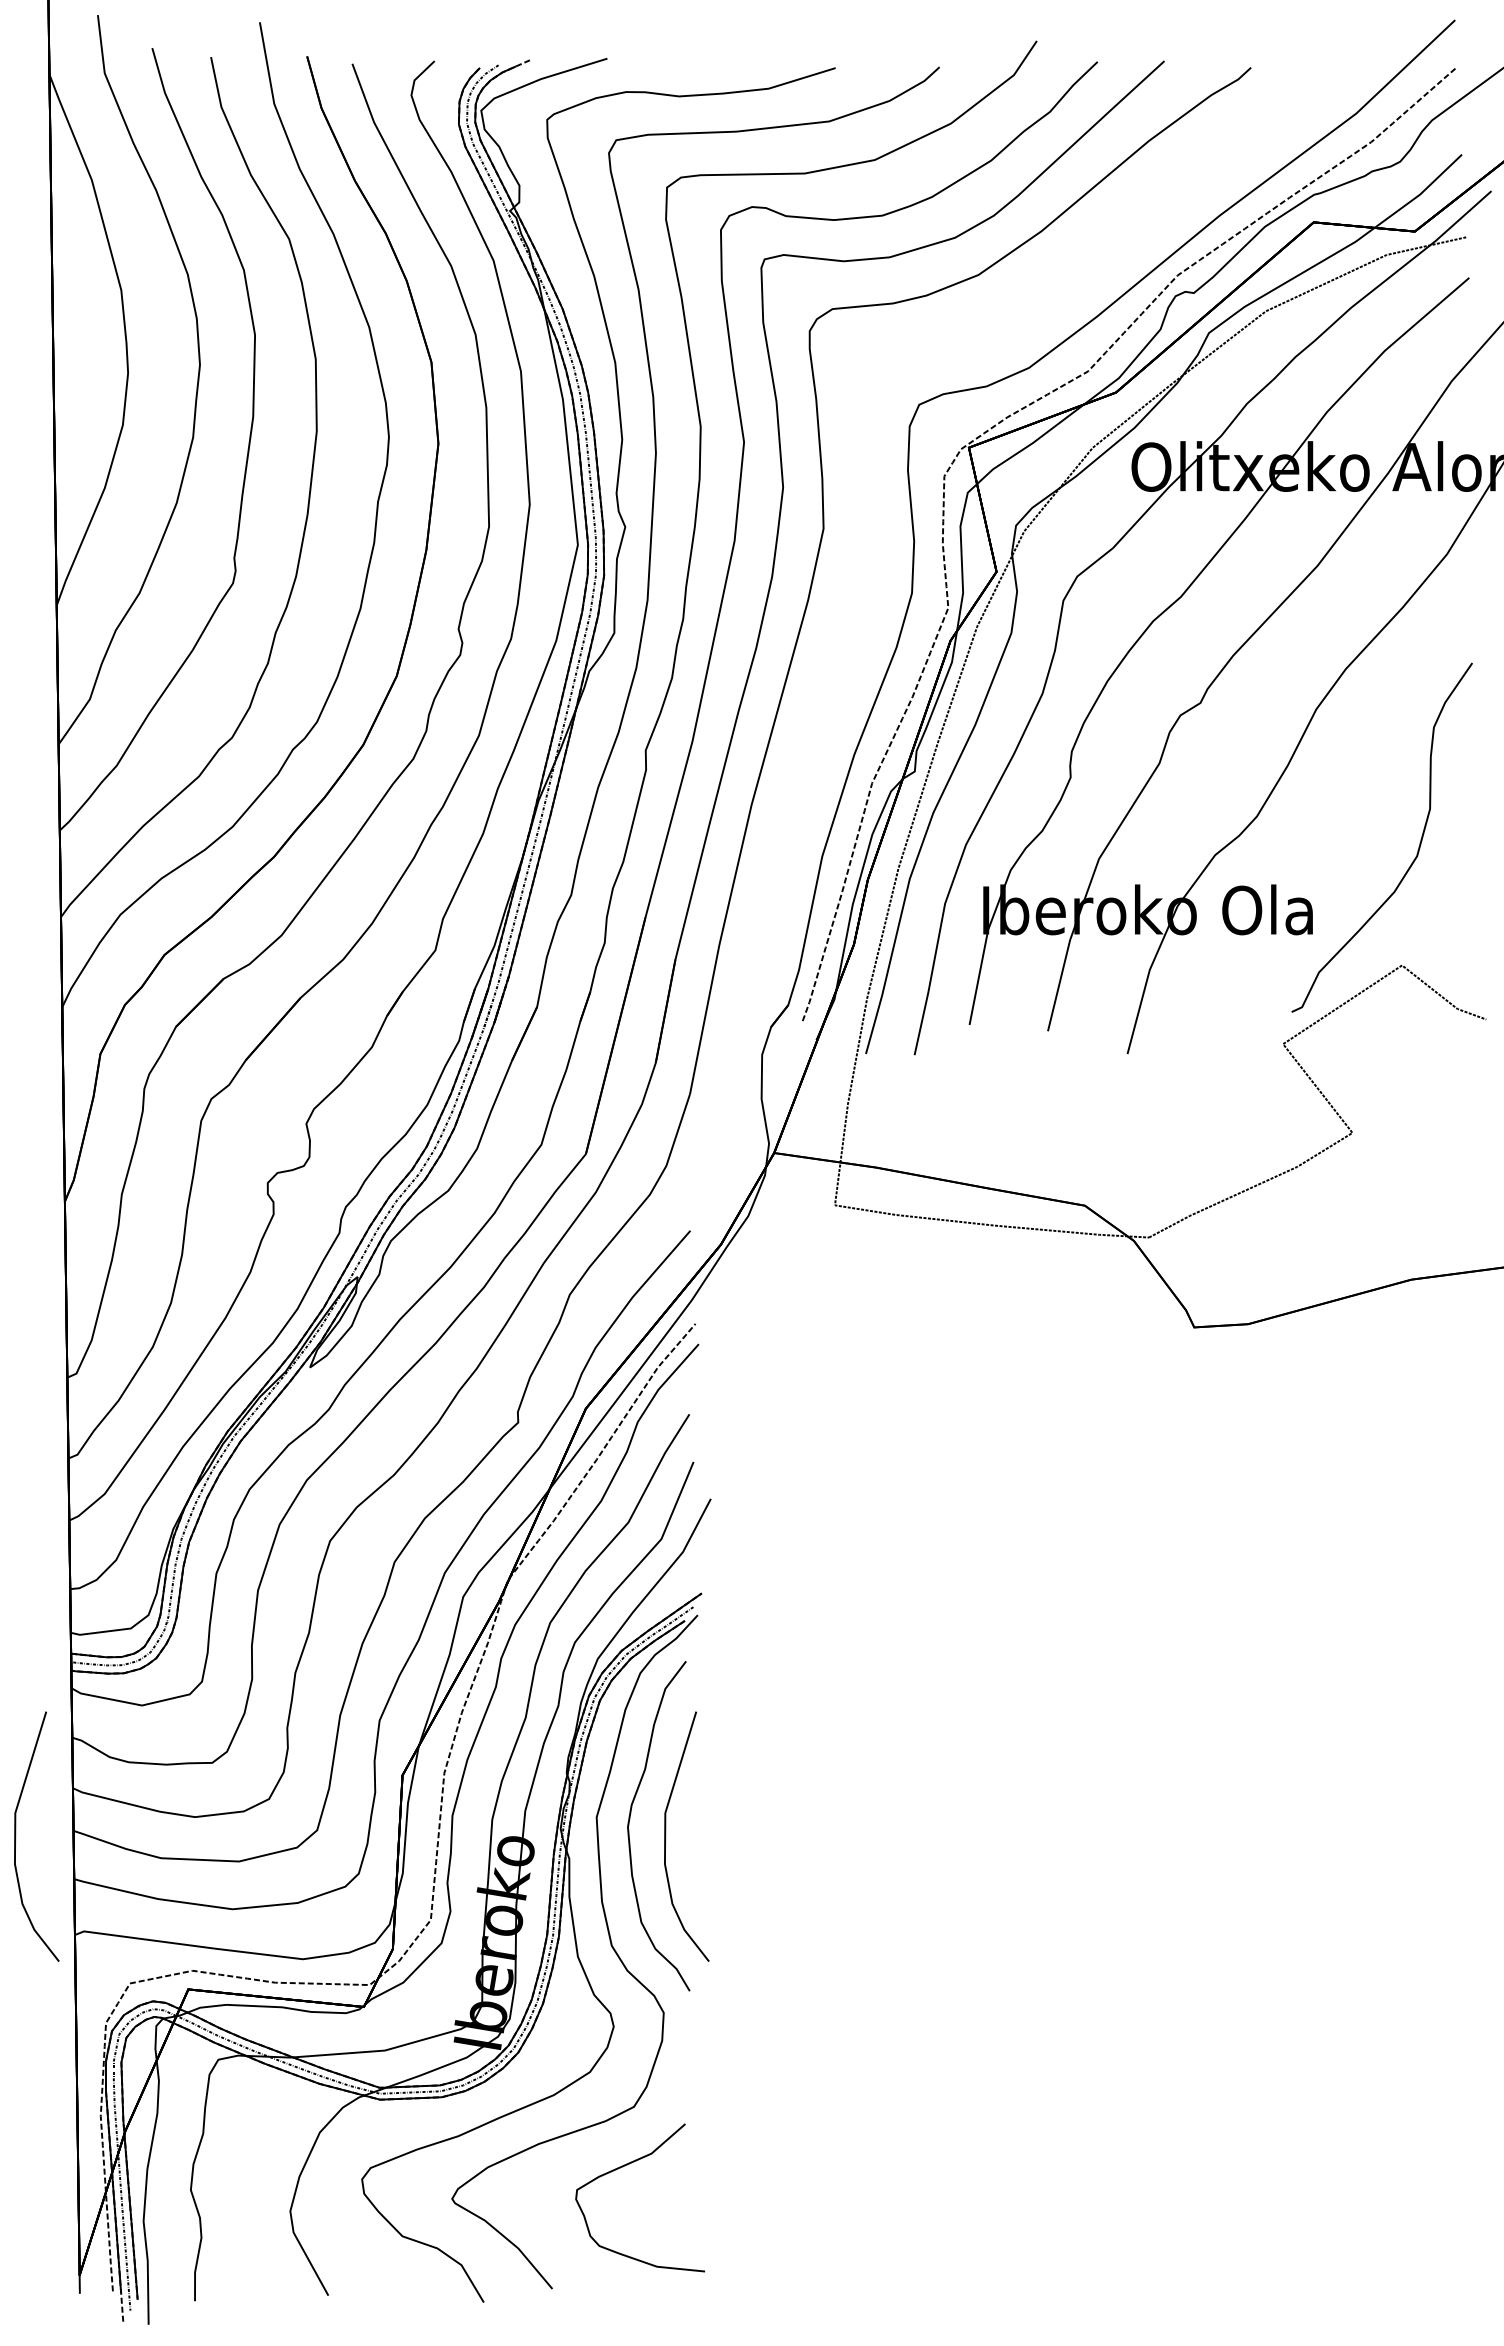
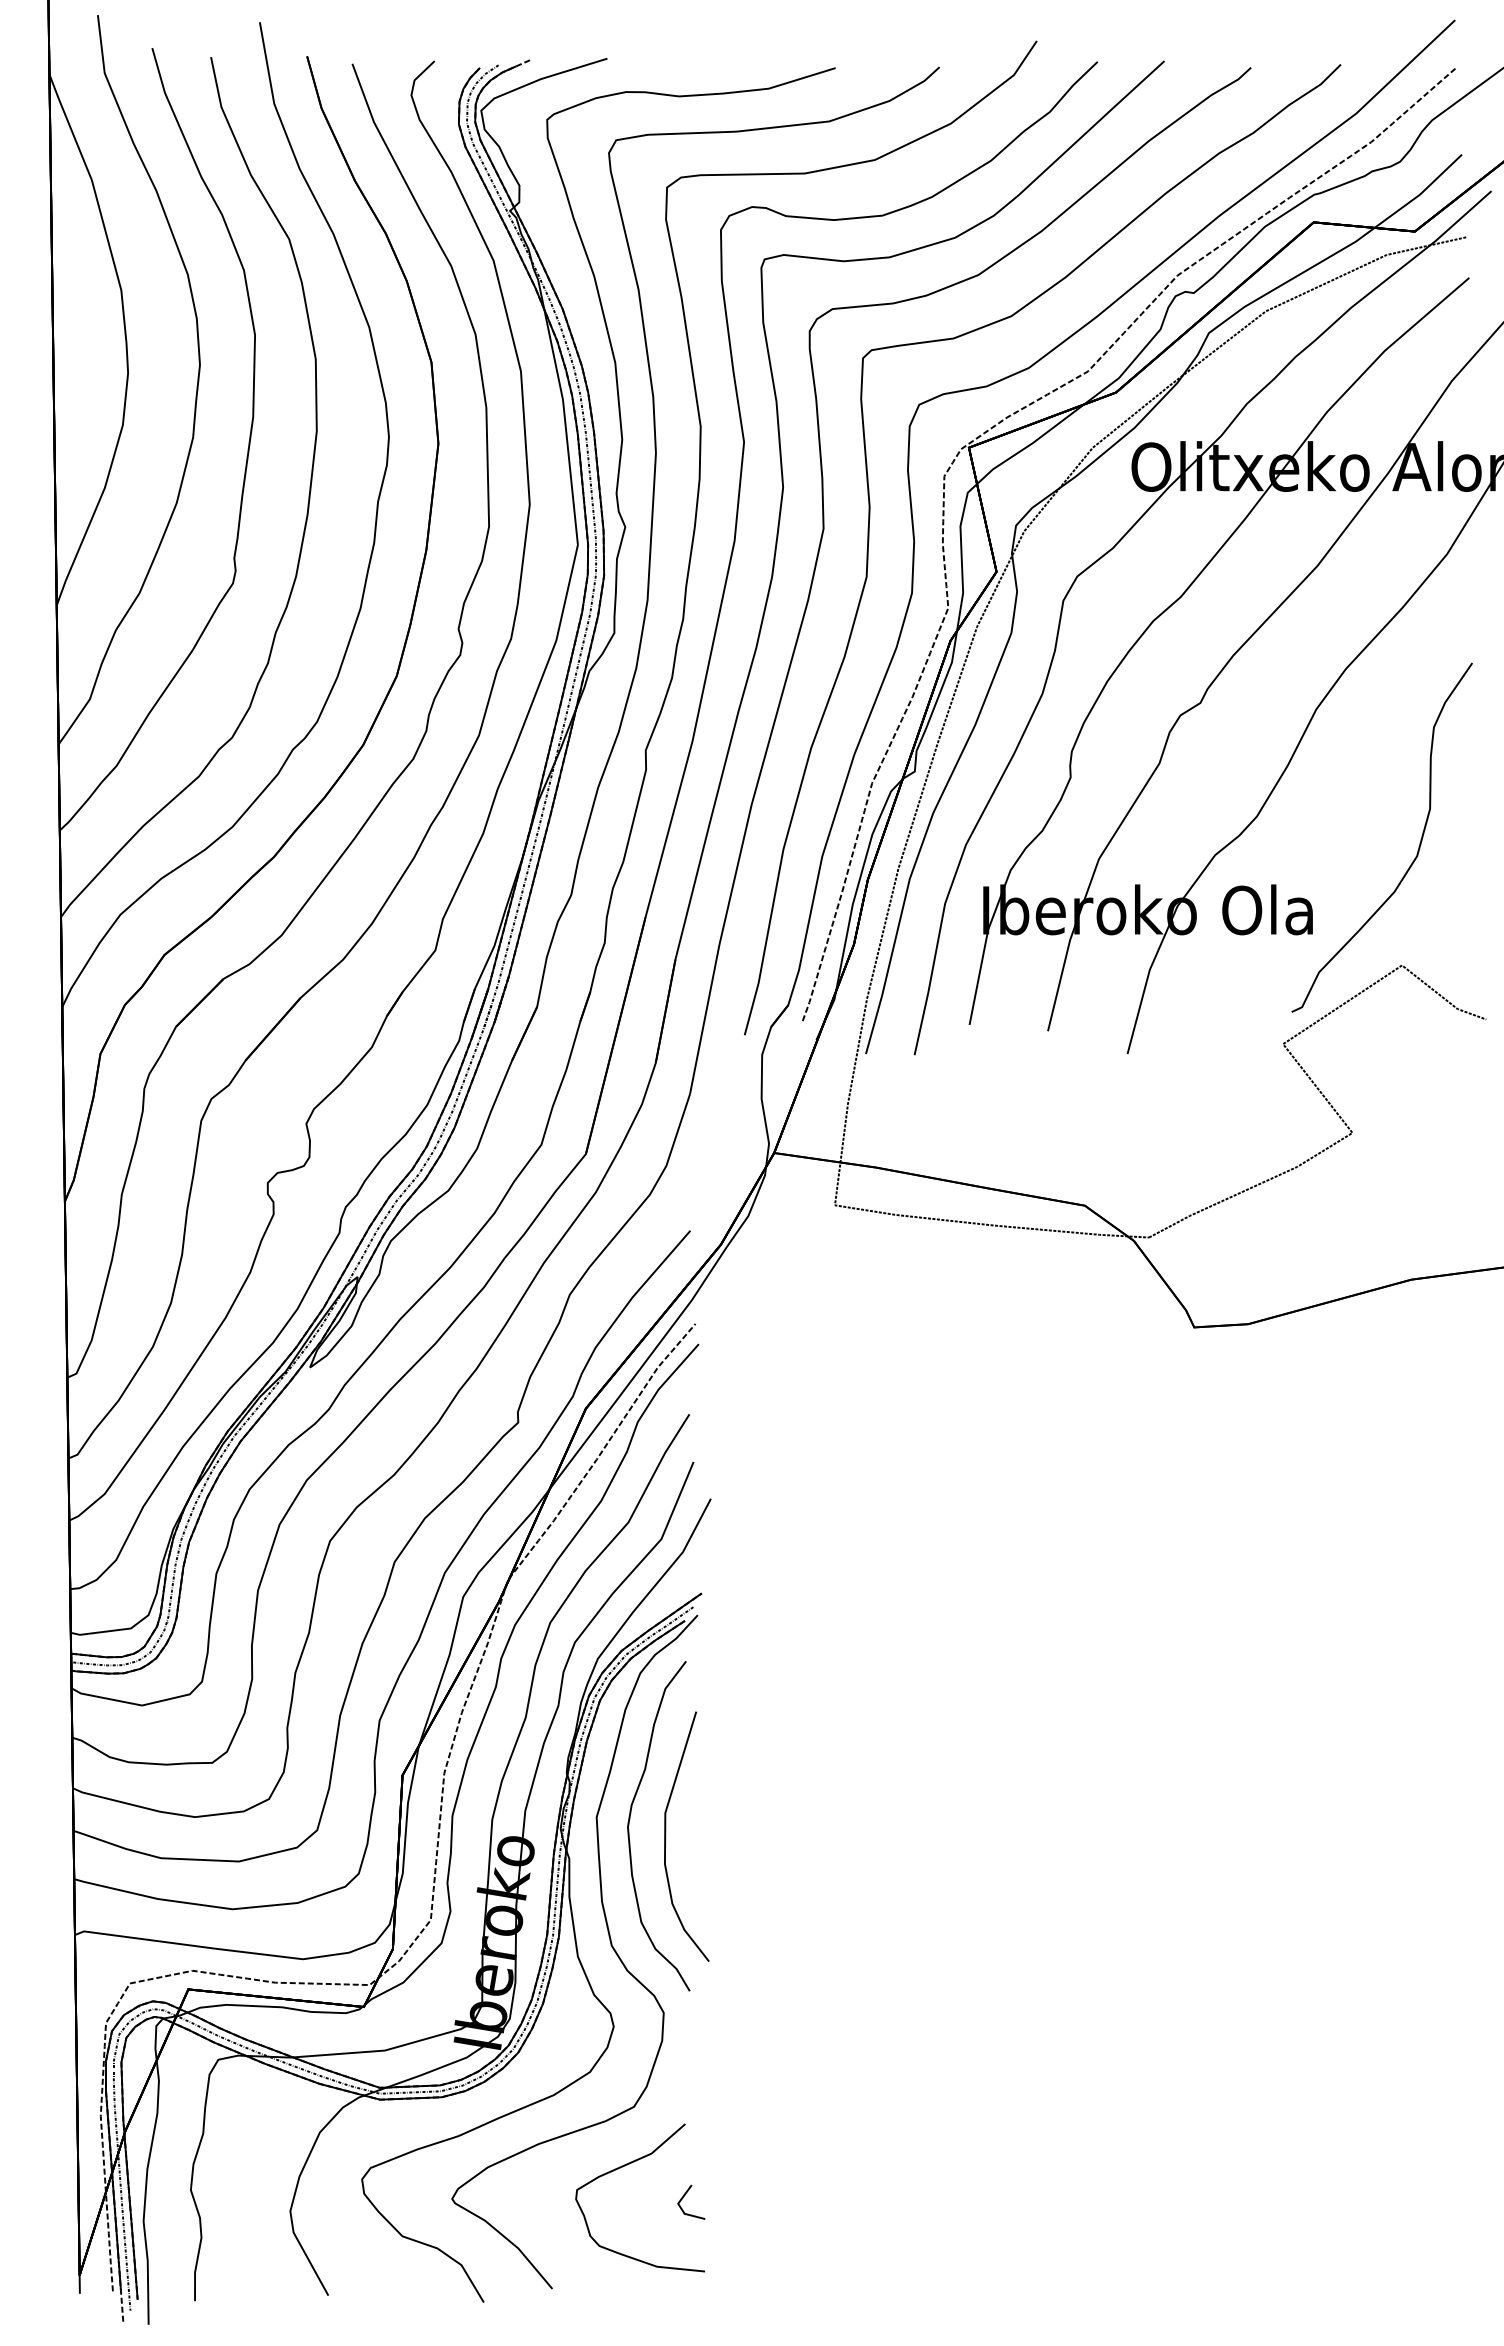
curve: none -> present (869, 542)
curve: present -> none (16, 1836)
line: none -> present (685, 2195)
